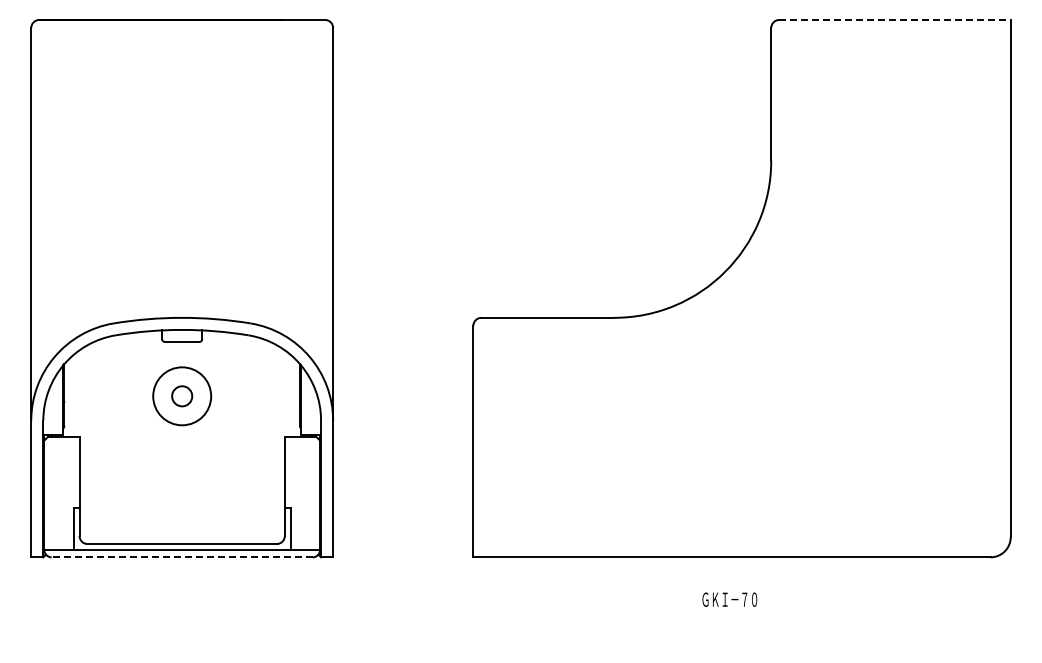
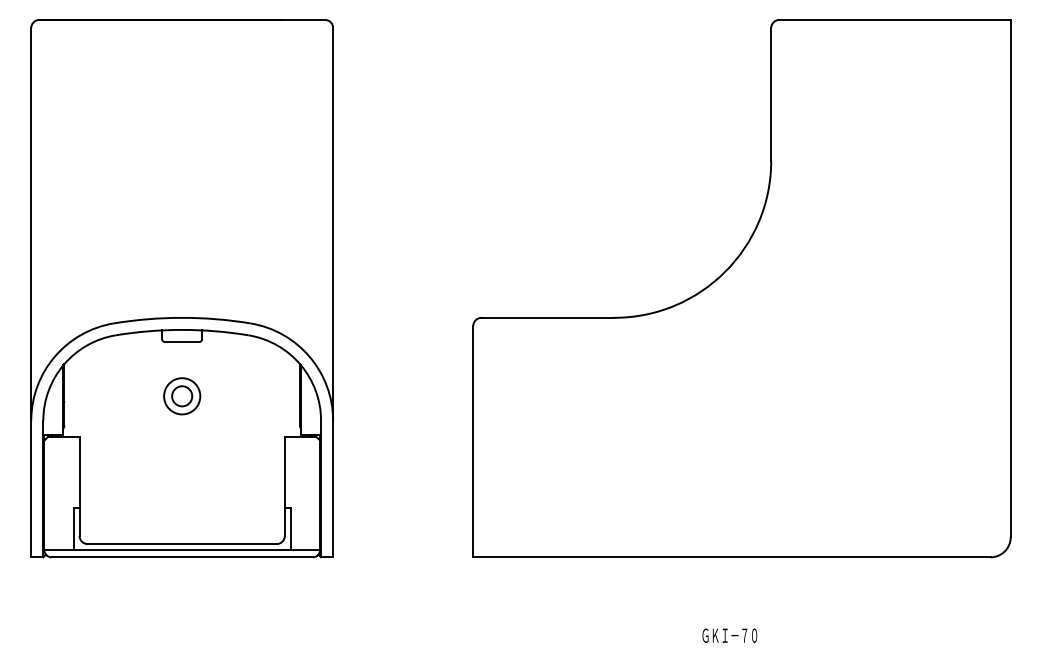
line: dashed -> solid (895, 19)
circle diameter: 58 px -> 36 px (182, 396)
line: dashed -> solid (182, 557)
text position: (729, 599) -> (729, 635) (729, 635)
